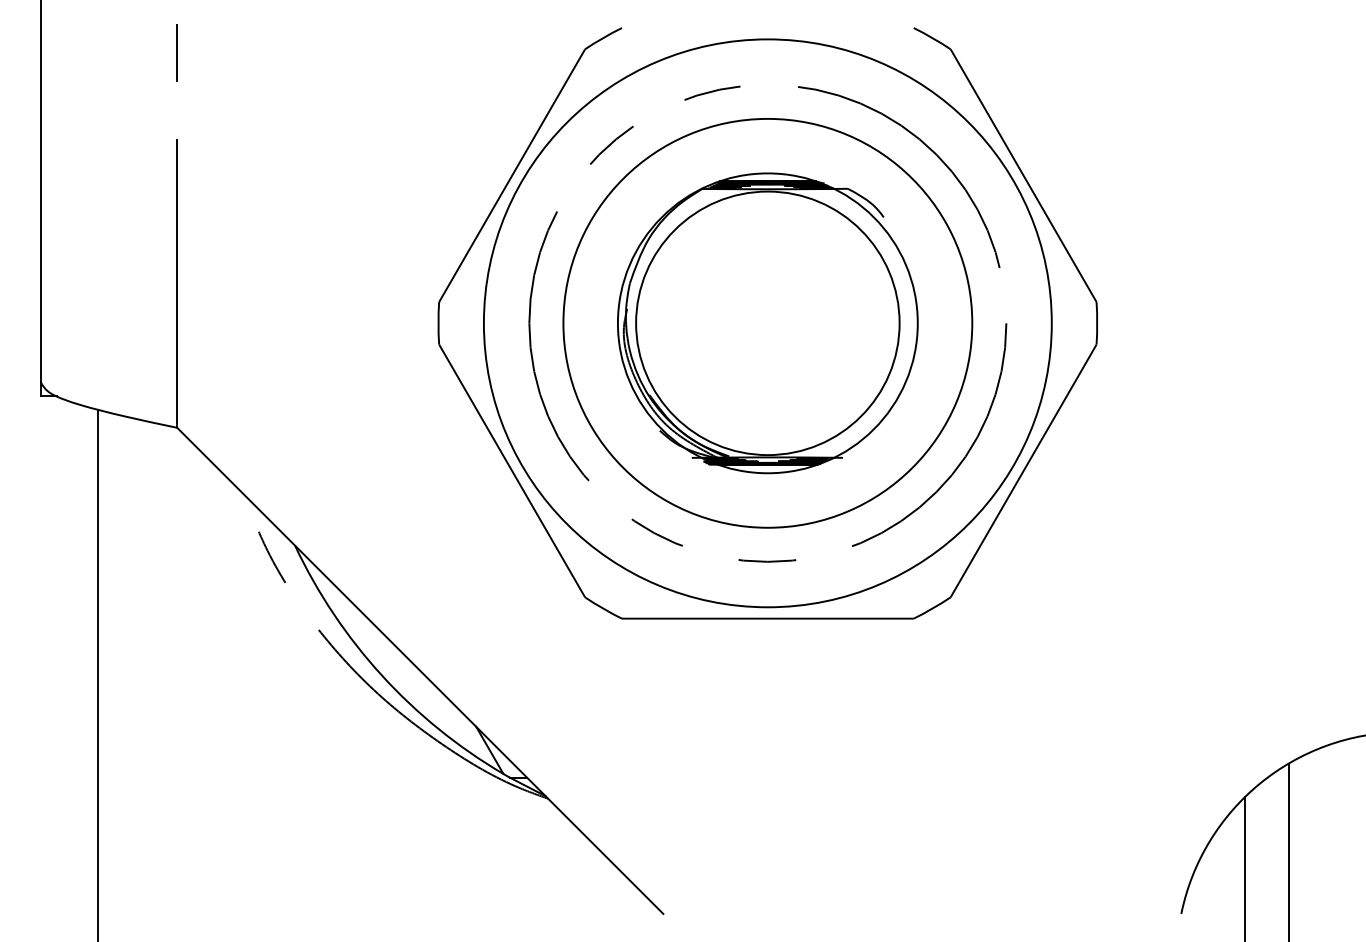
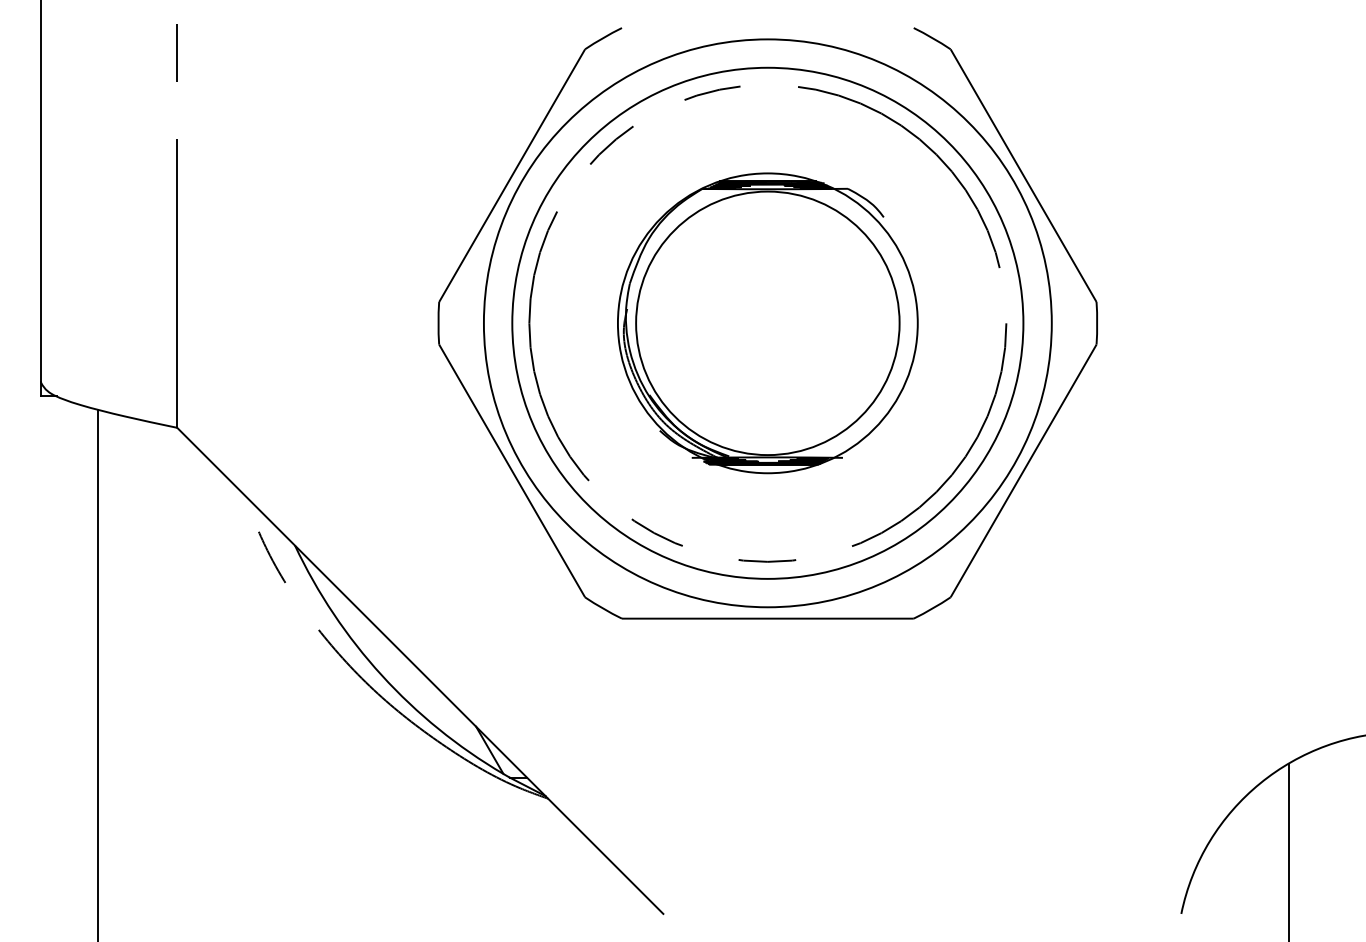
circle diameter: 409 px -> 511 px (767, 322)
line: present -> none (1244, 867)
